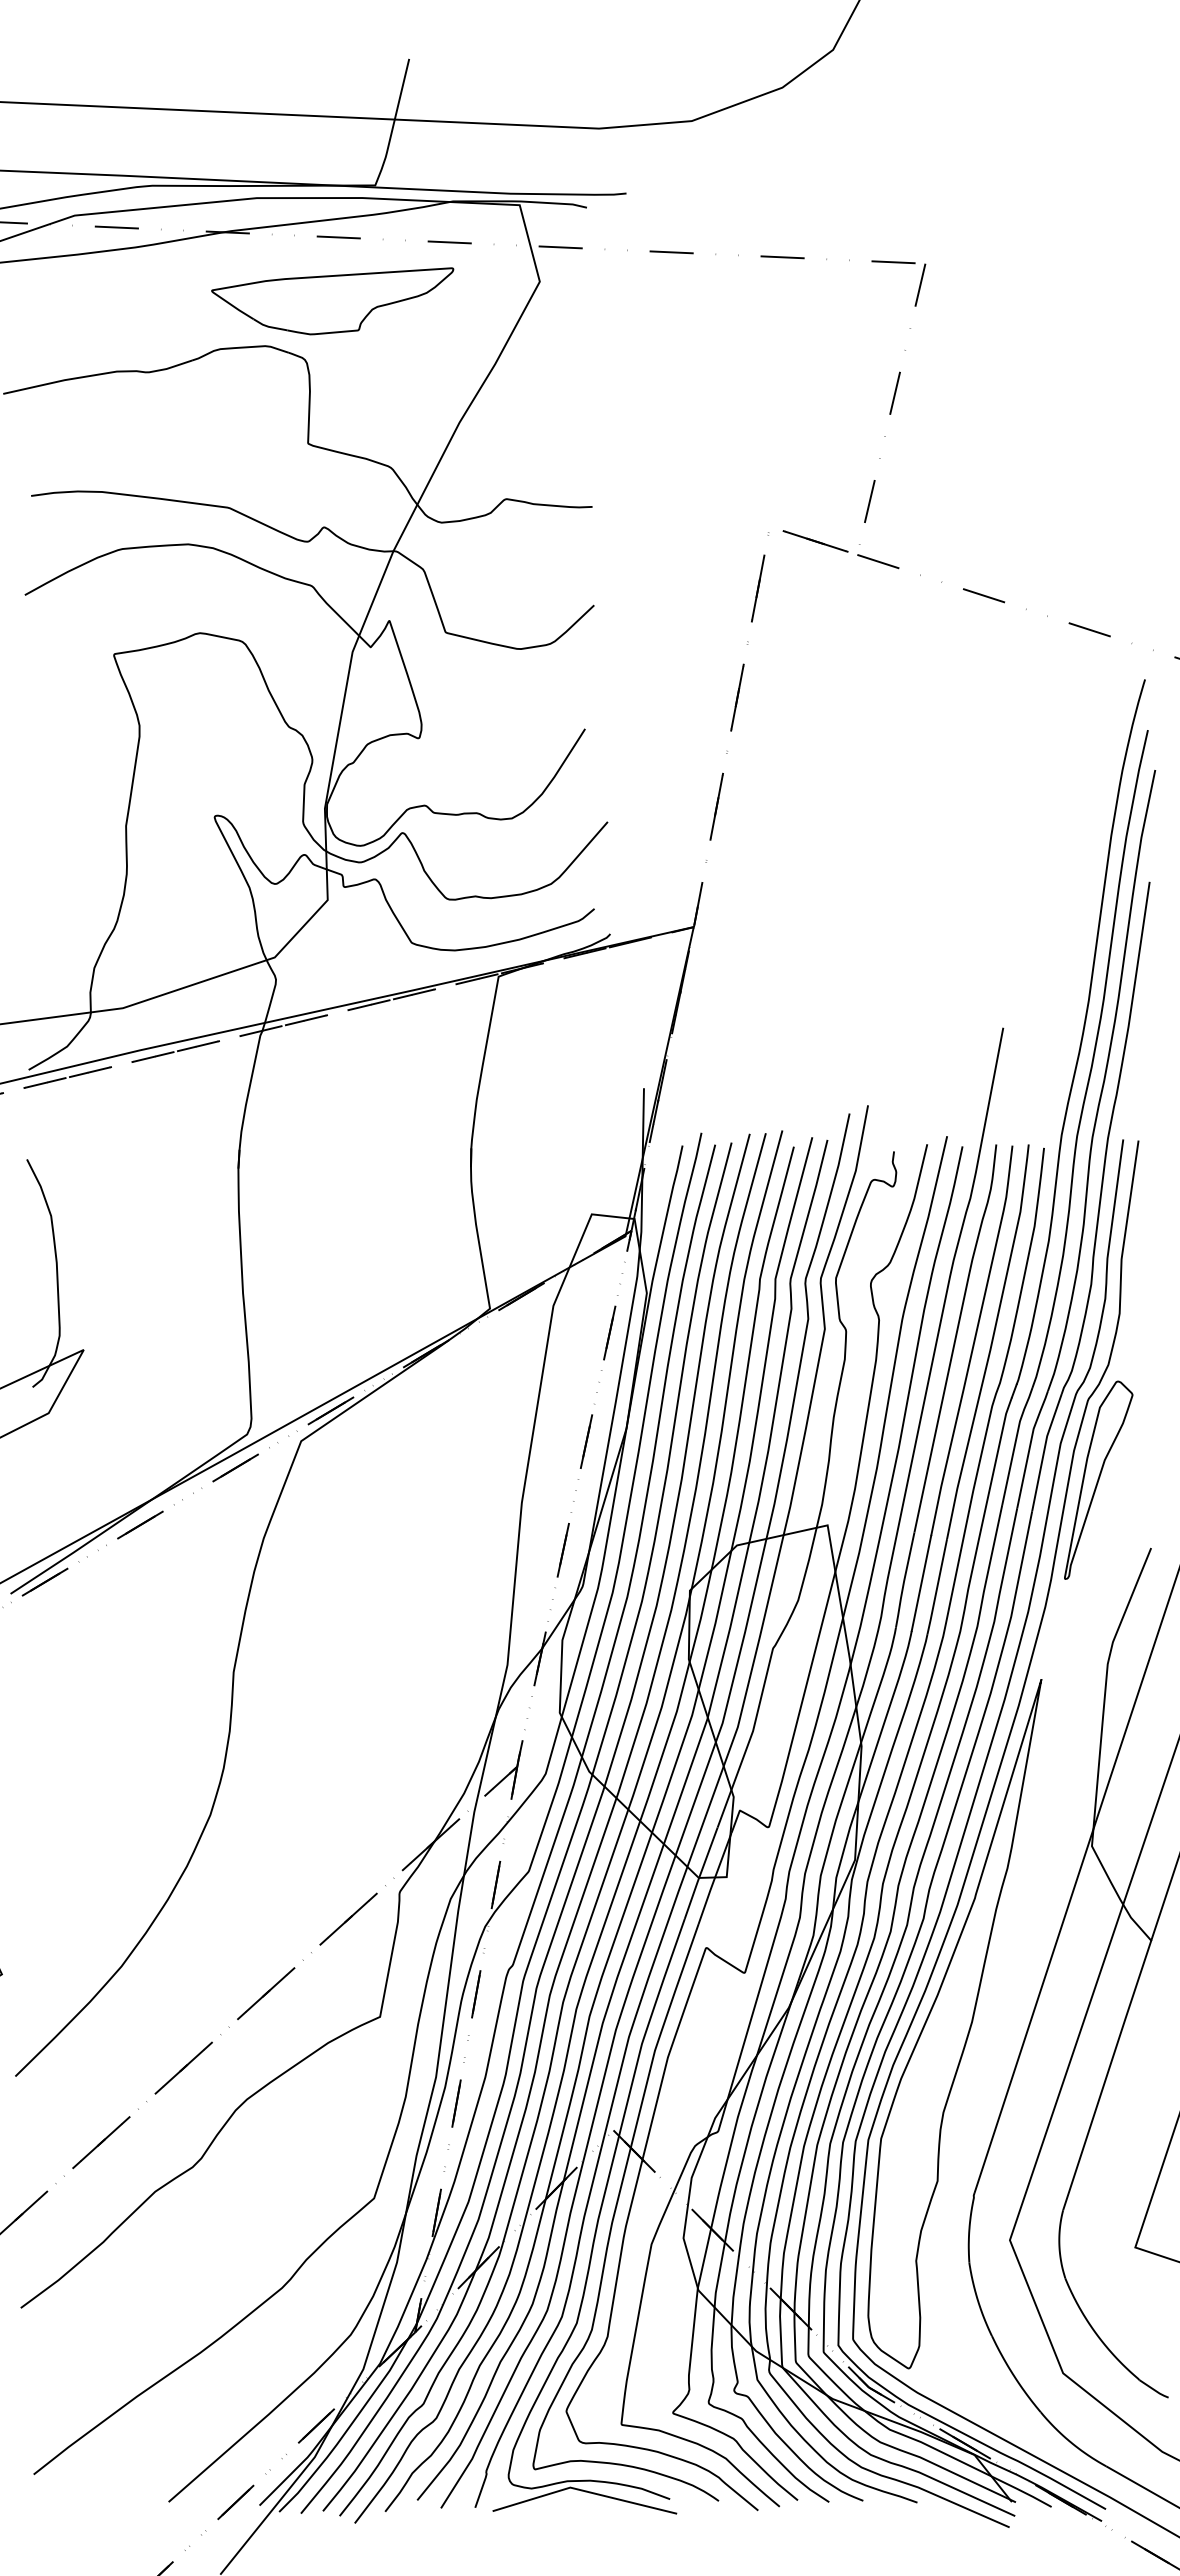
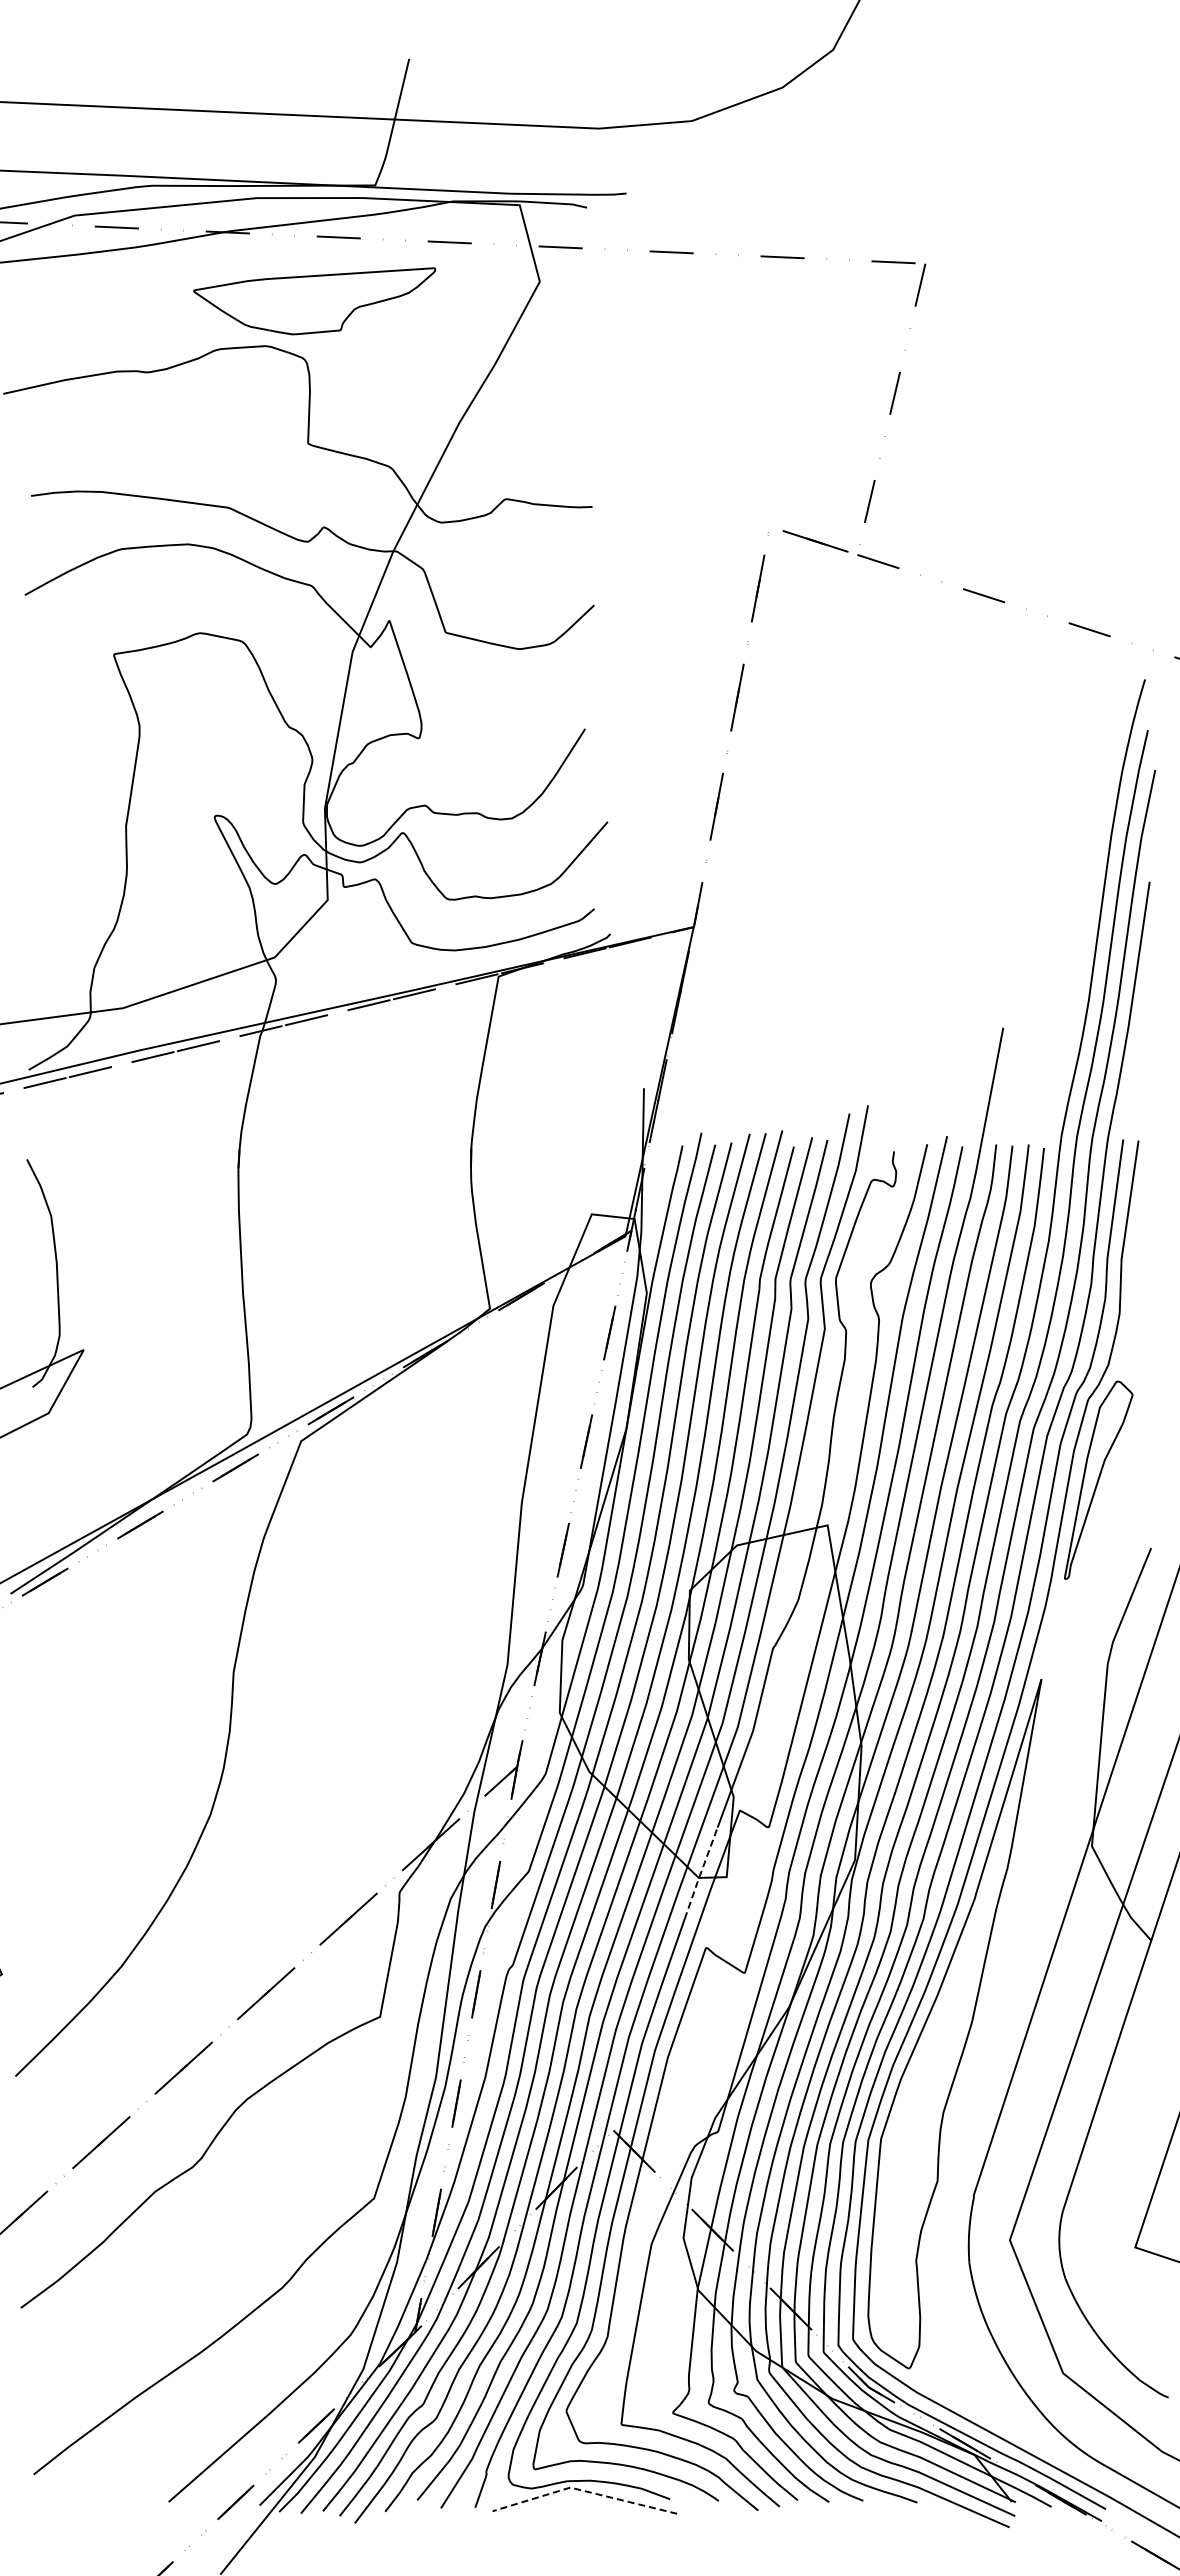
part position: (332, 301) -> (314, 301) (314, 301)
line: solid -> dashed (700, 1873)
line: solid -> dashed (582, 2490)
